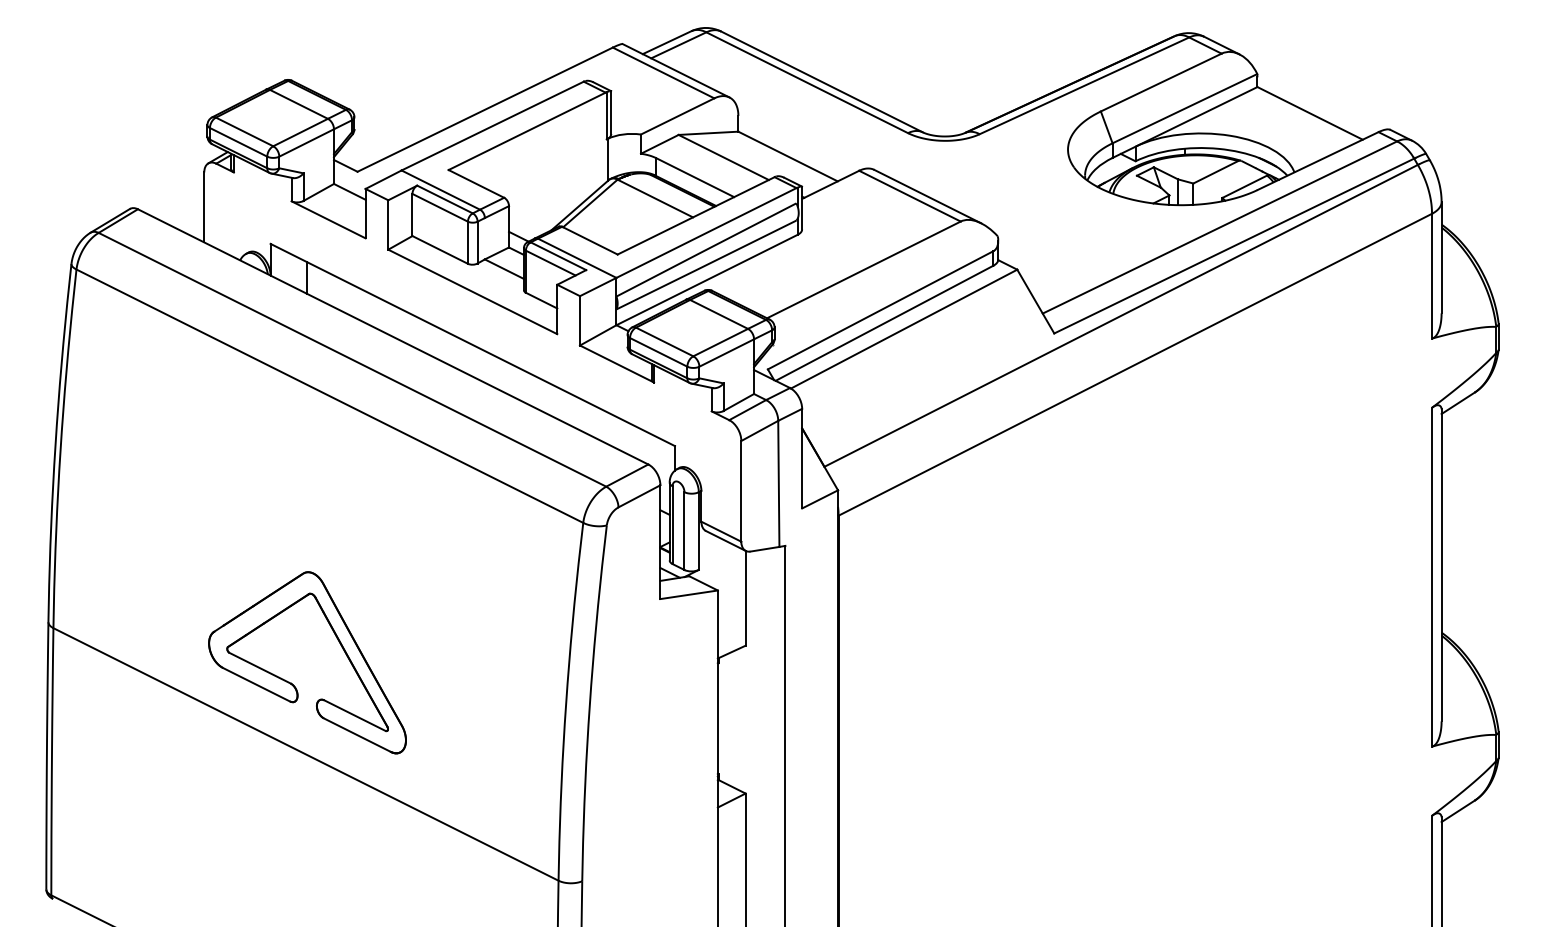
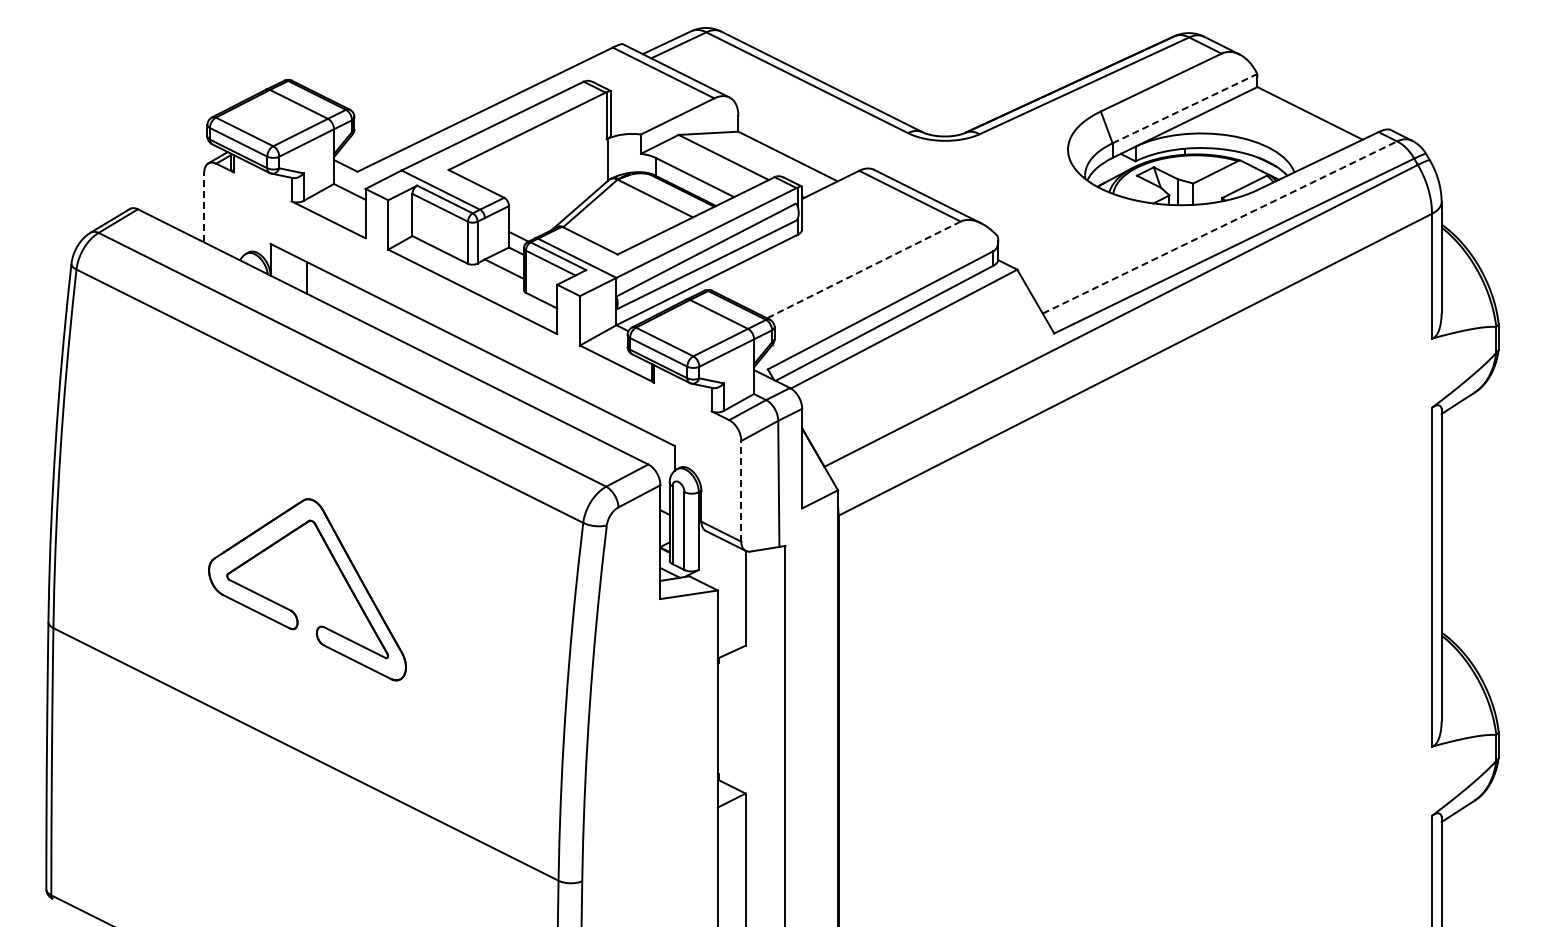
line: solid -> dashed (1185, 108)
line: solid -> dashed (204, 207)
line: solid -> dashed (1219, 227)
line: solid -> dashed (863, 270)
line: solid -> dashed (741, 490)
part position: (291, 682) -> (291, 609) (291, 609)
